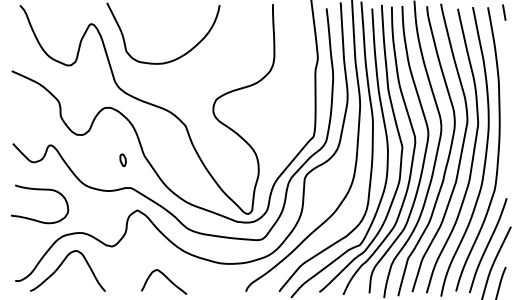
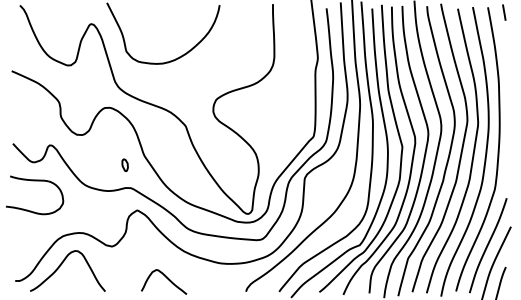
part position: (122, 159) -> (124, 164) (124, 164)
curve position: (40, 190) -> (35, 181) (35, 181)
